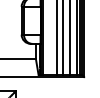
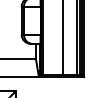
line: present -> none (56, 38)
line: present -> none (69, 38)
